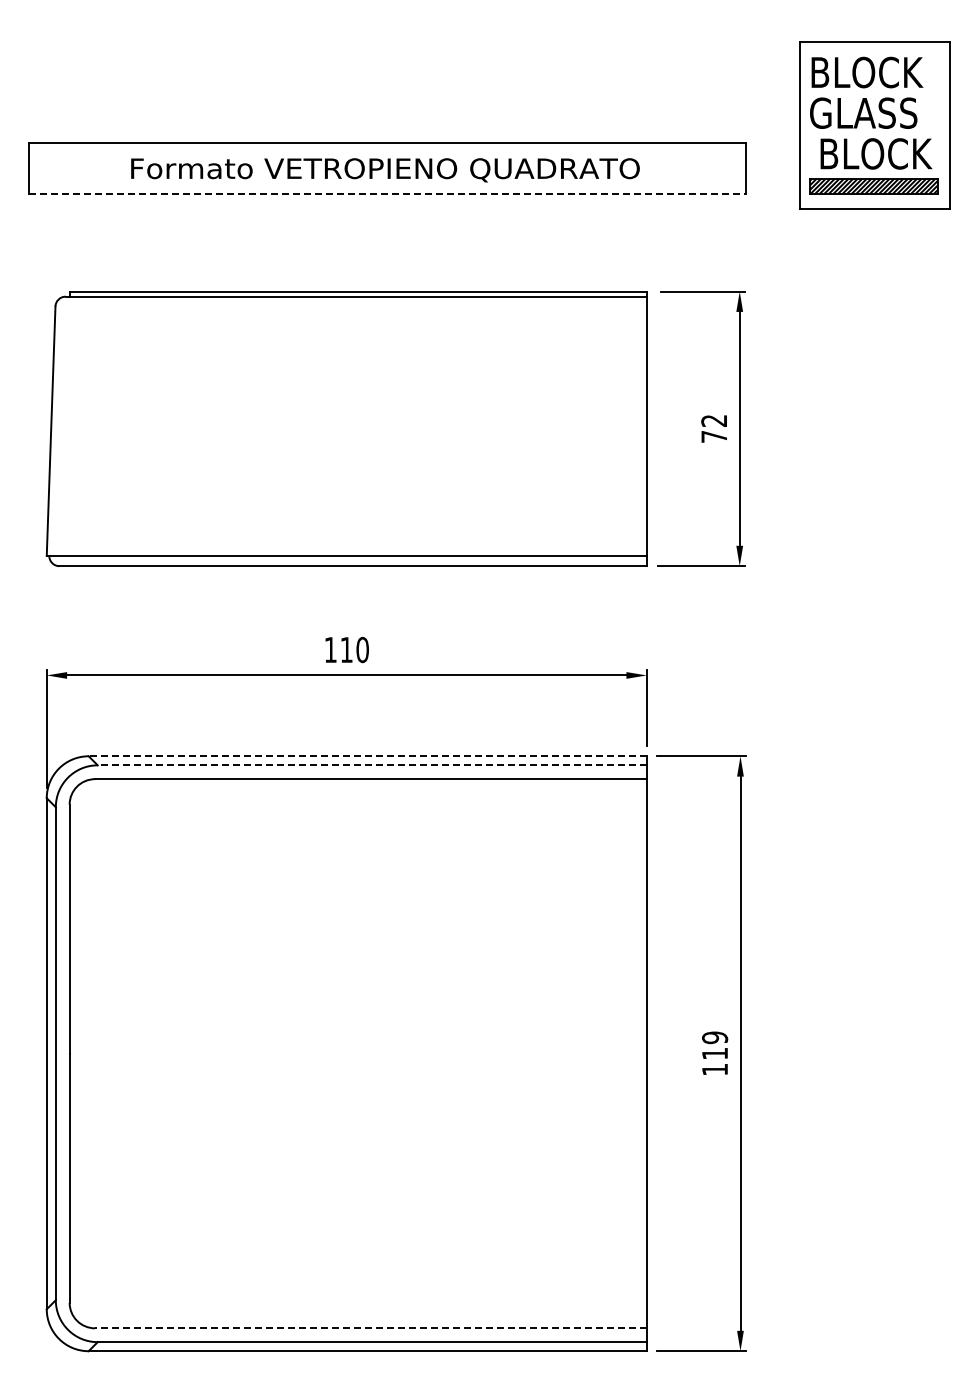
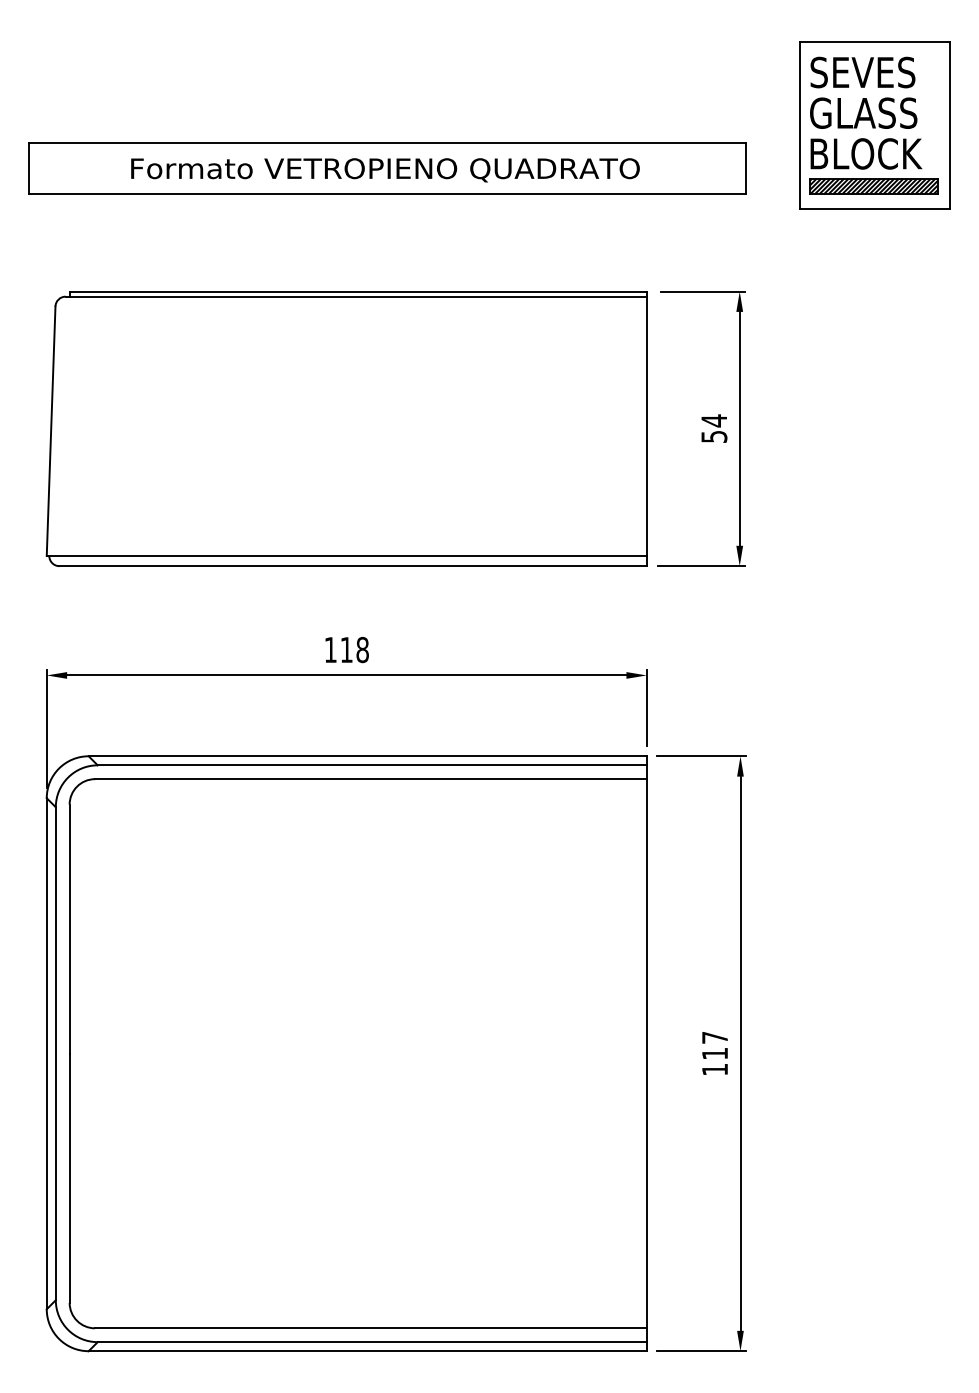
text: BLOCK -> SEVES (866, 72)
text position: (876, 153) -> (866, 153) (866, 153)
line: dashed -> solid (388, 194)
text: 72 -> 54 (714, 428)
text: 110 -> 118 (362, 649)
line: dashed -> solid (367, 756)
line: dashed -> solid (372, 765)
text: 119 -> 117 (715, 1037)
line: dashed -> solid (370, 1328)
